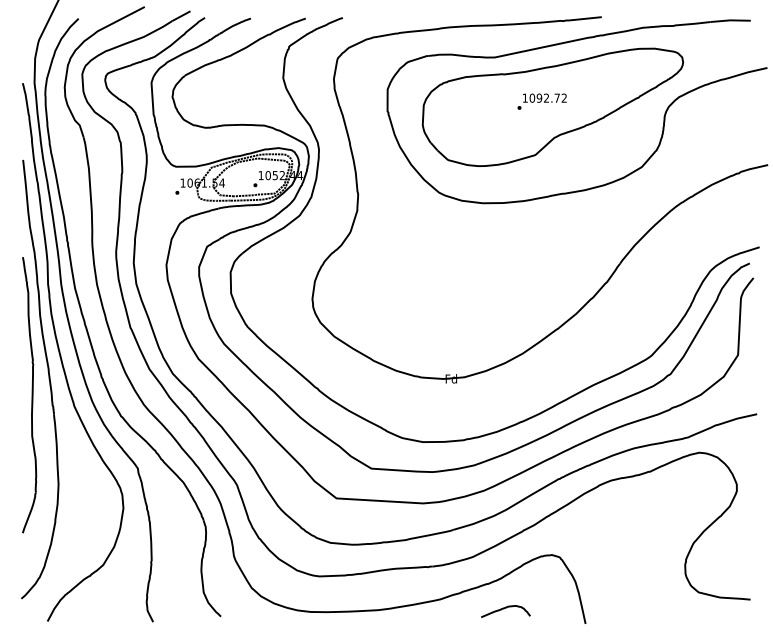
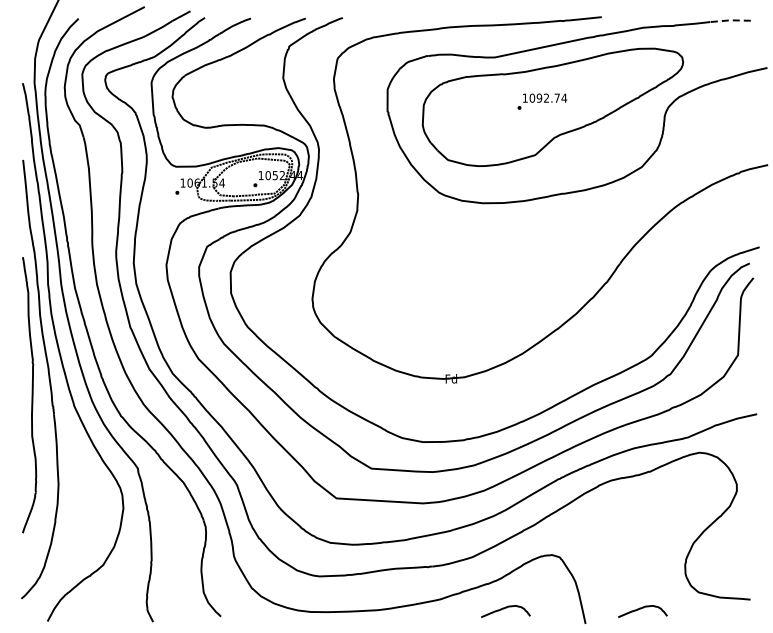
line: solid -> dashed (730, 20)
text: 1092.72 -> 1092.74 (564, 97)
curve: none -> present (641, 609)
